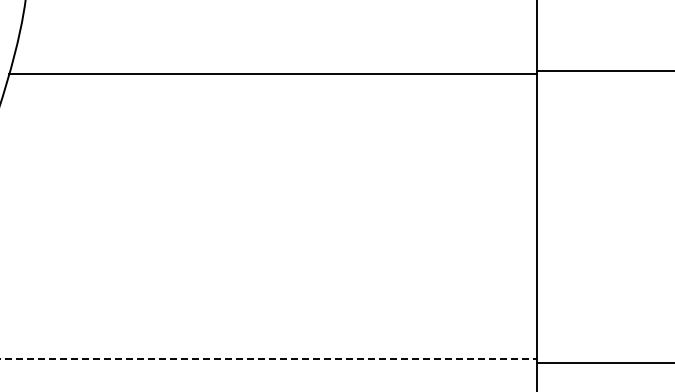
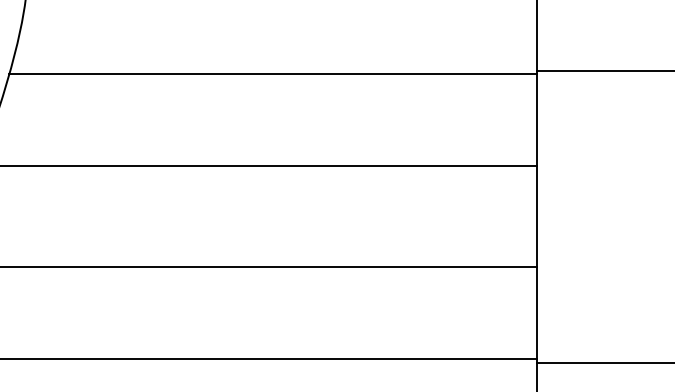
line: none -> present (269, 165)
line: none -> present (269, 266)
line: dashed -> solid (269, 358)
